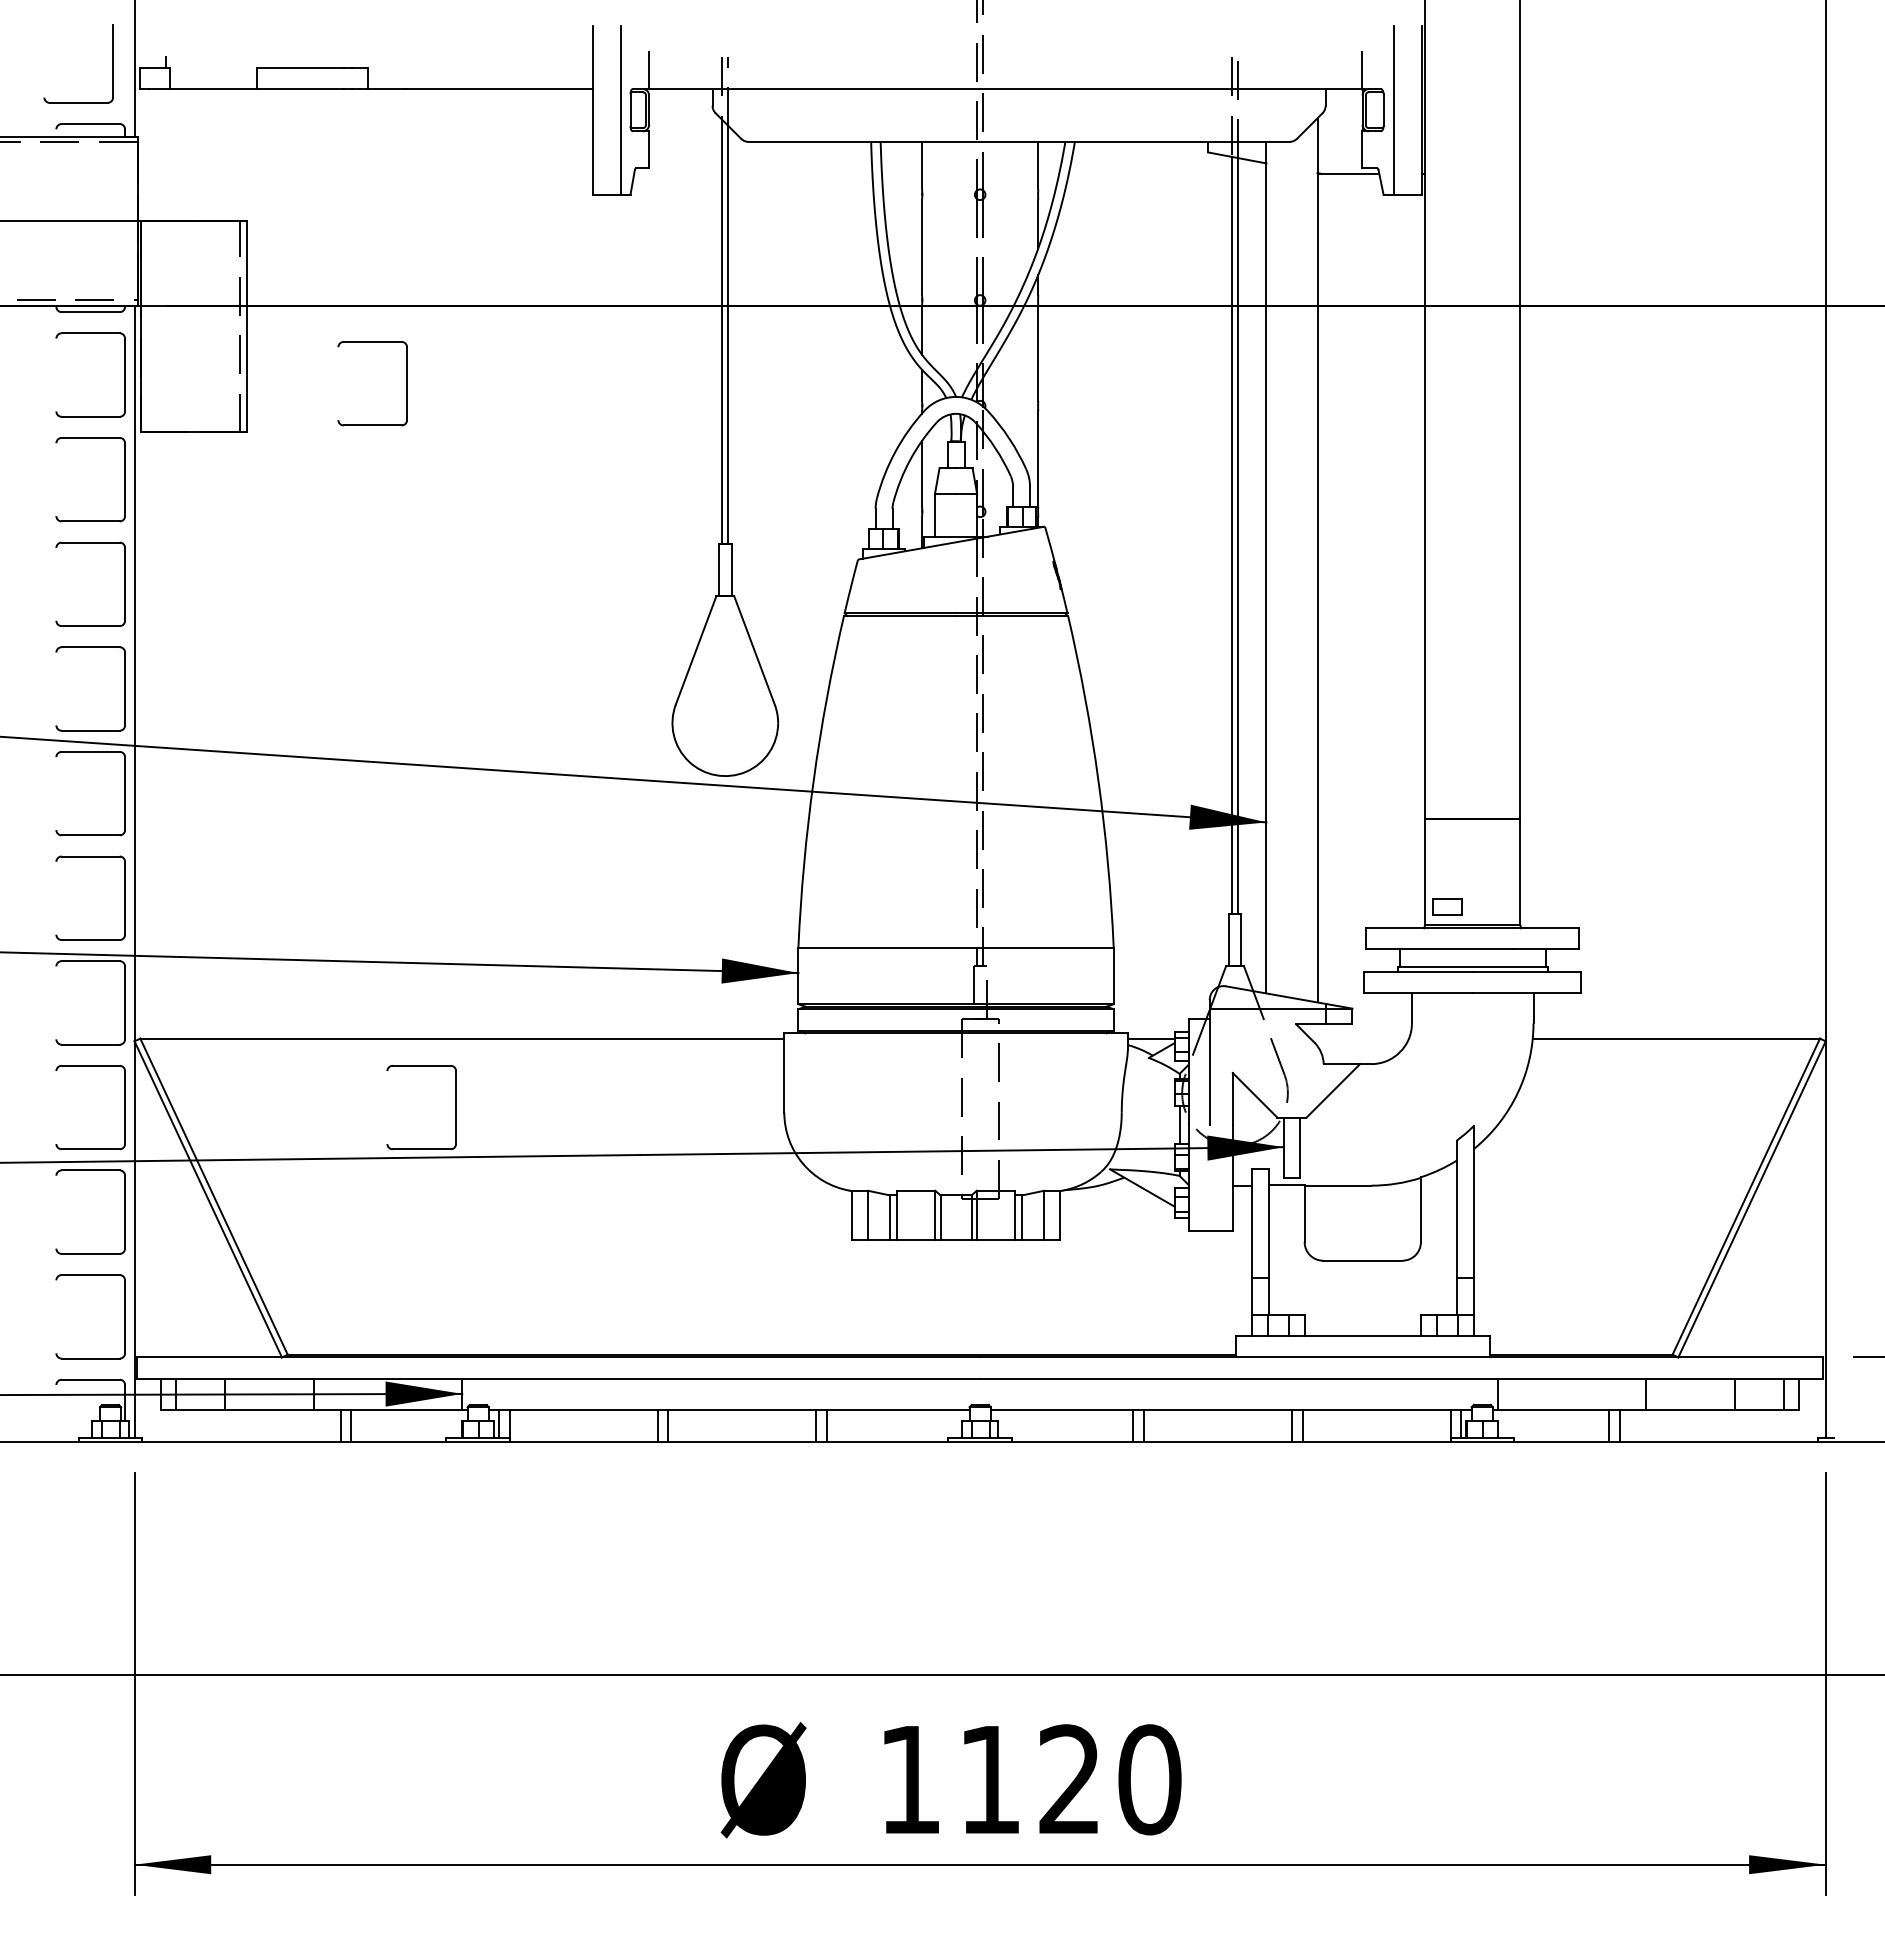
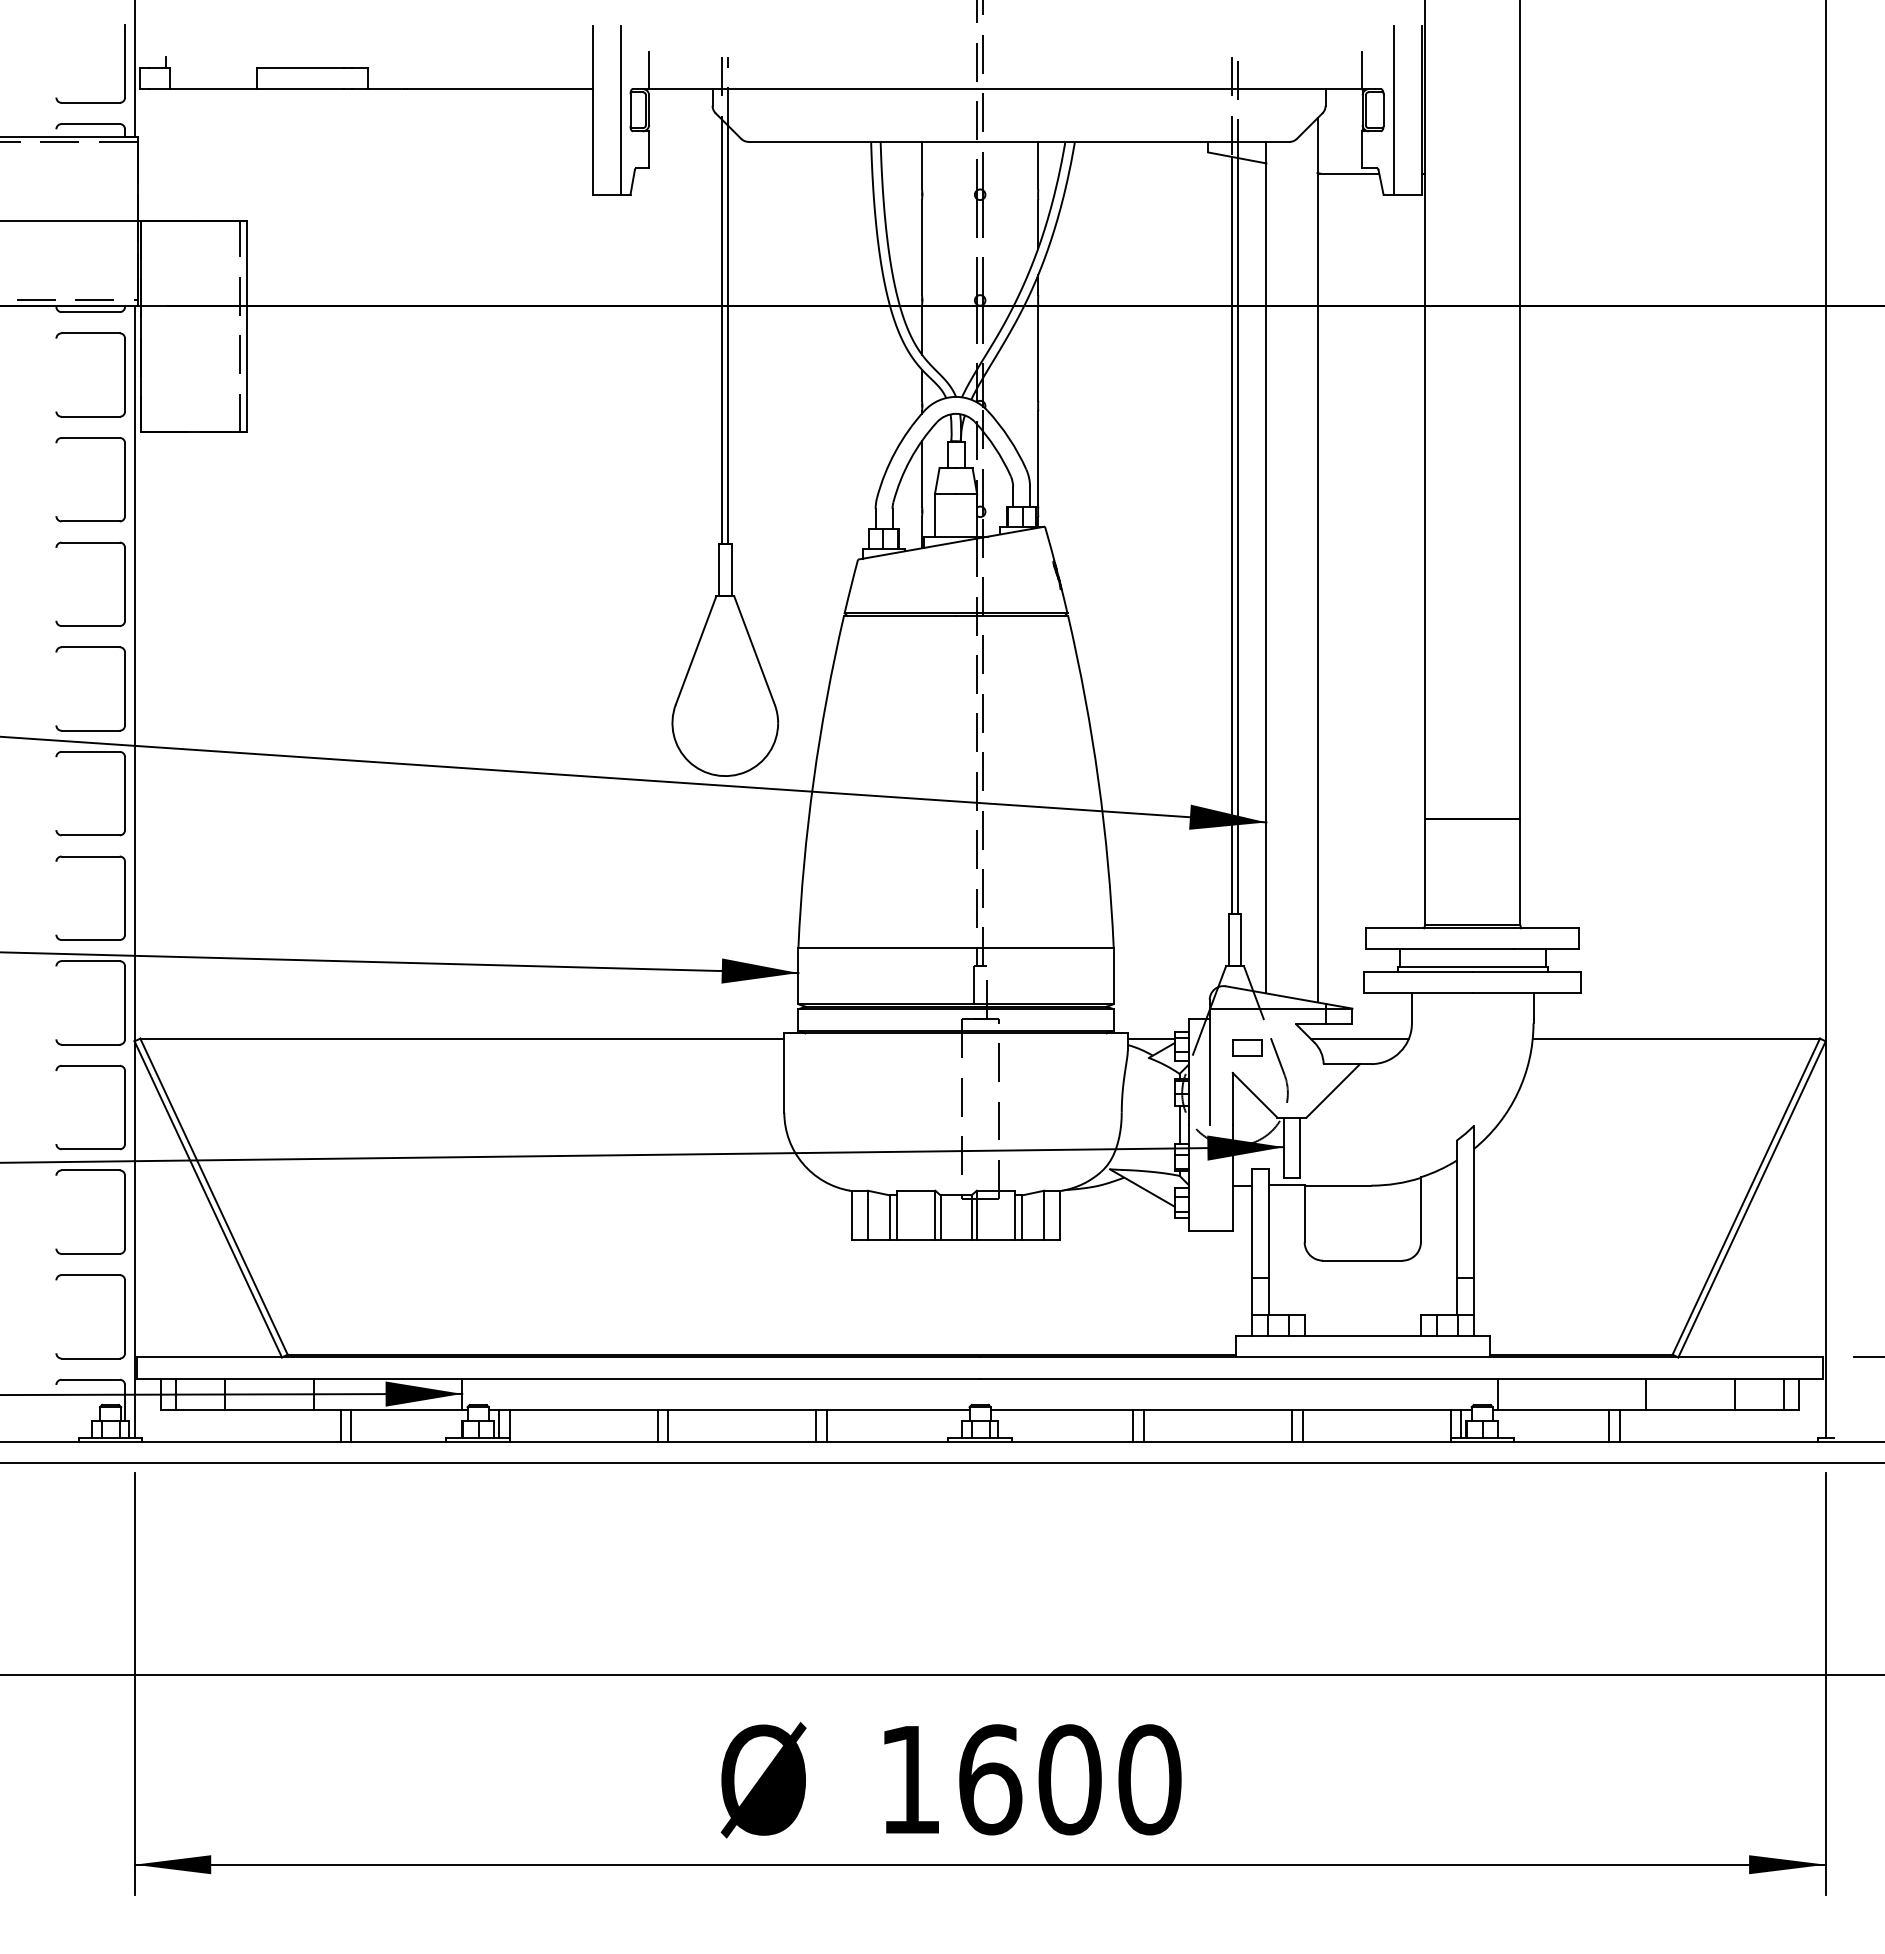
part position: (112, 63) -> (124, 63) (124, 63)
part: present -> none (406, 383)
part position: (1447, 906) -> (1247, 1047) (1247, 1047)
line: none -> present (1359, 1038)
part: present -> none (455, 1107)
line: none -> present (941, 1463)
text: 1120 -> 1600 (1030, 1779)
